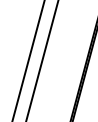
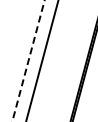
line: solid -> dashed (28, 60)
